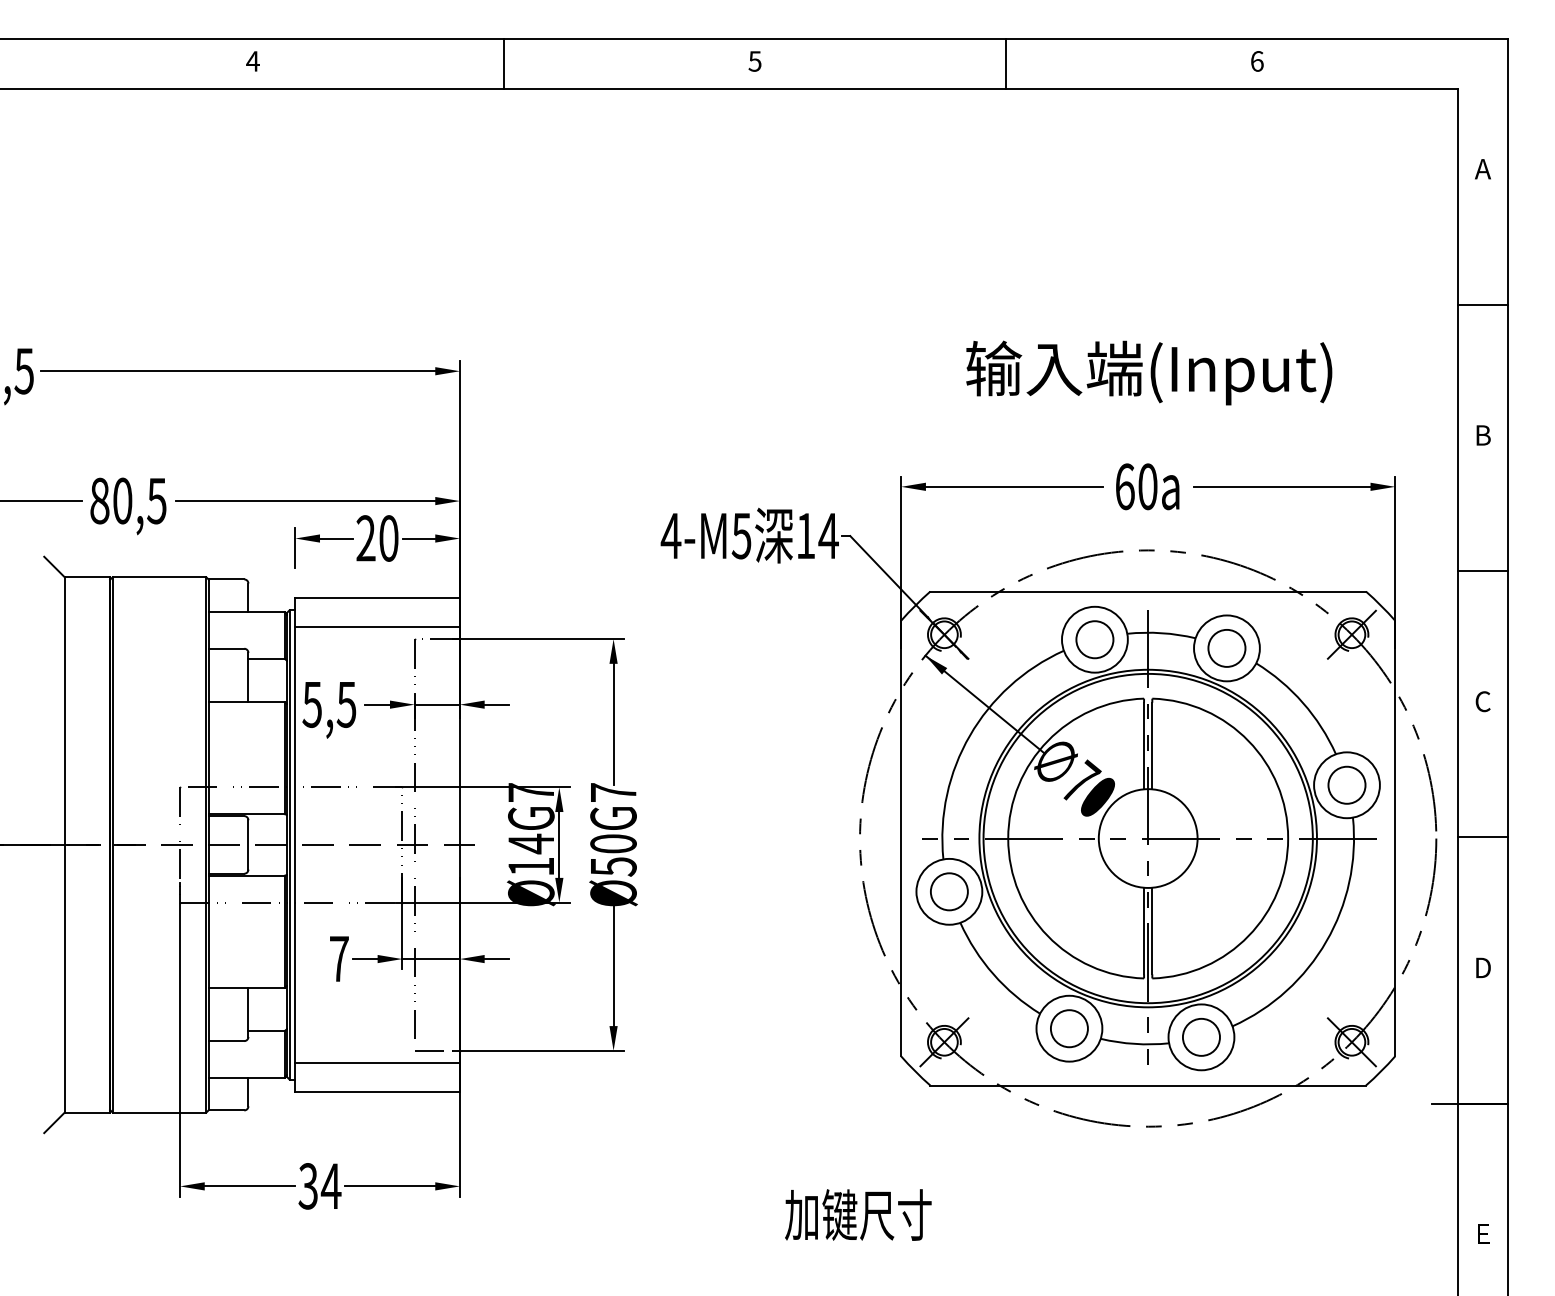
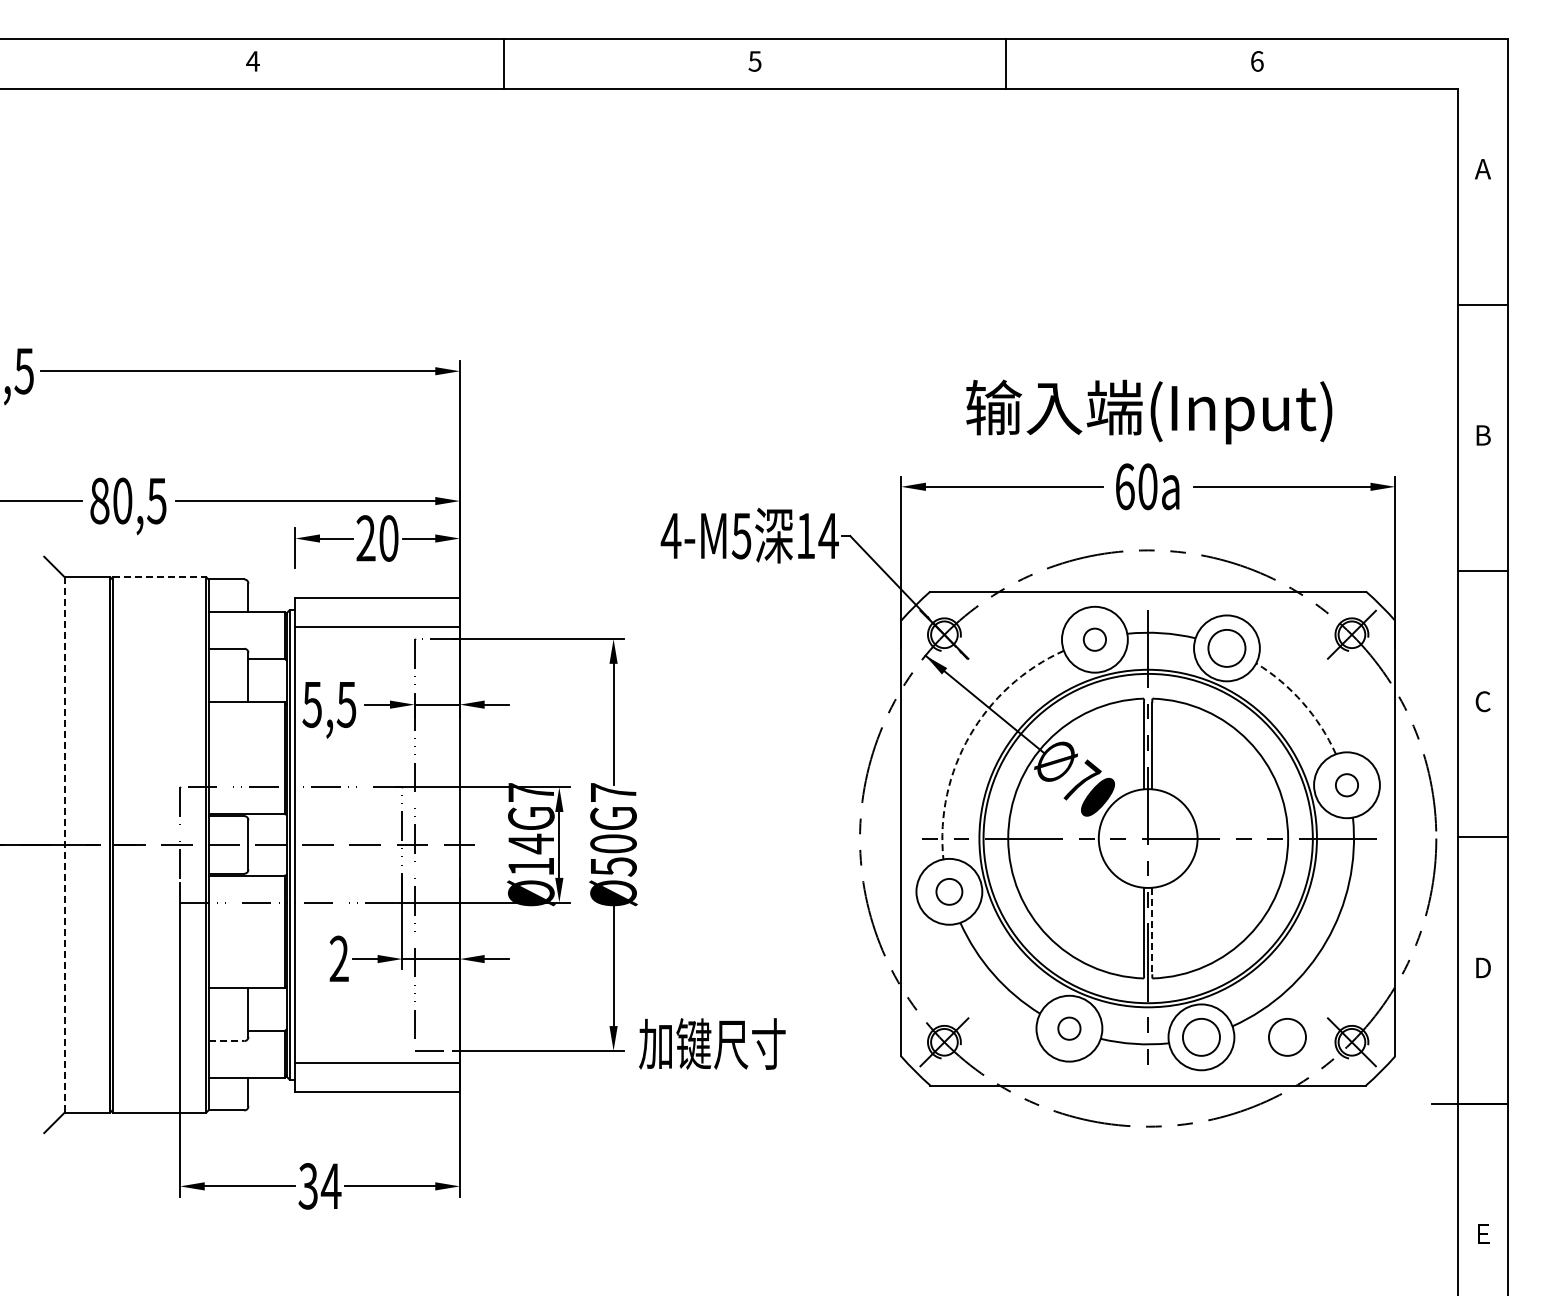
text position: (1149, 372) -> (1149, 411) (1149, 411)
line: solid -> dashed (159, 577)
circle diameter: 37 px -> 22 px (1094, 639)
arc: solid -> dashed (1302, 702)
arc: solid -> dashed (969, 735)
circle diameter: 37 px -> 22 px (1346, 785)
line: solid -> dashed (64, 844)
circle size: 39x40 px -> 29x28 px (949, 891)
line: solid -> dashed (1152, 931)
text: 7 -> 2 (338, 958)
circle diameter: 37 px -> 22 px (1069, 1028)
circle: none -> present (1287, 1037)
line: solid -> dashed (226, 1041)
text position: (858, 1214) -> (712, 1043) (712, 1043)
